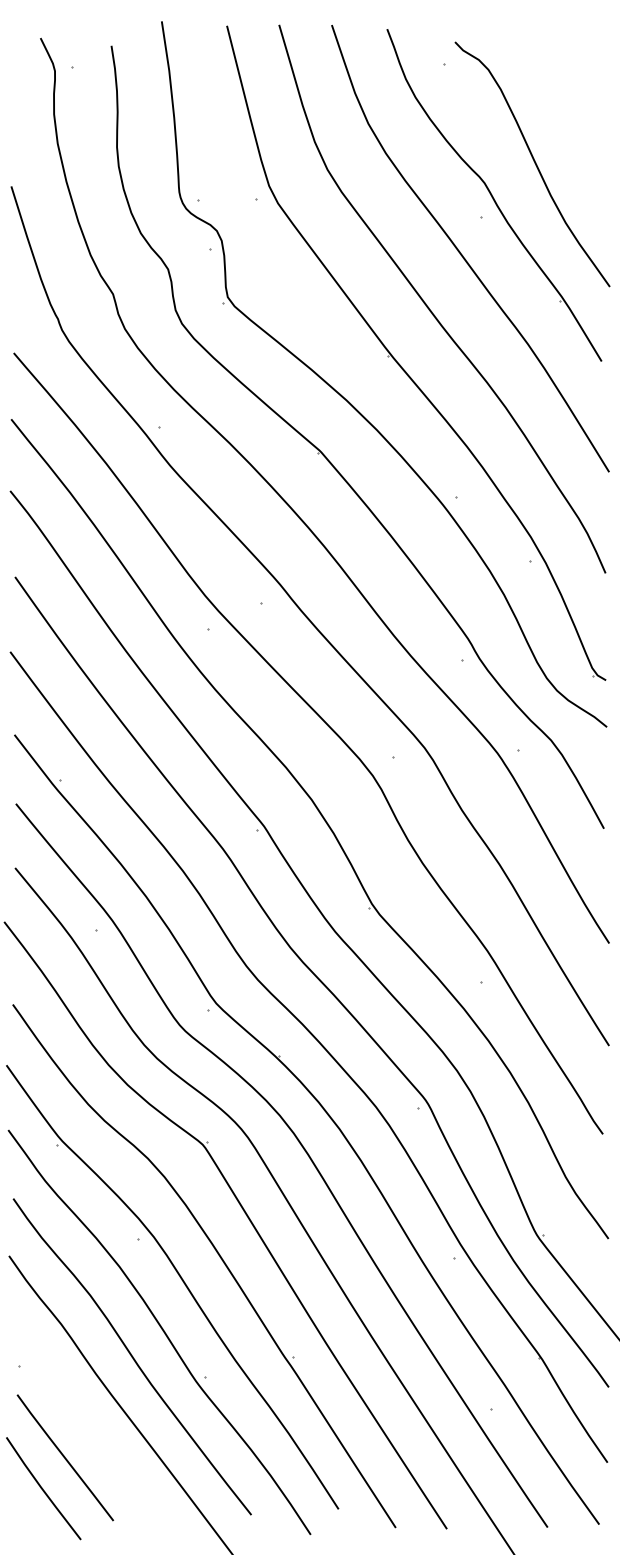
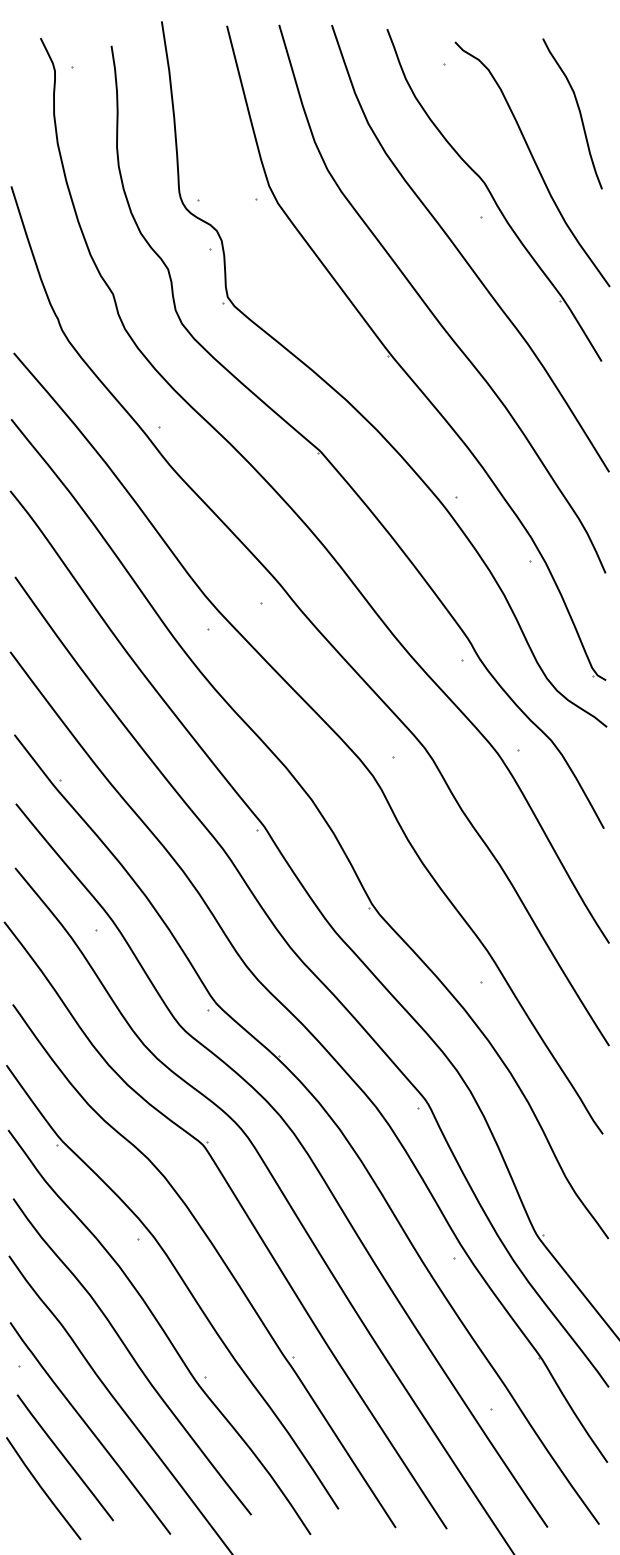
curve: none -> present (578, 110)
curve: none -> present (90, 1428)
